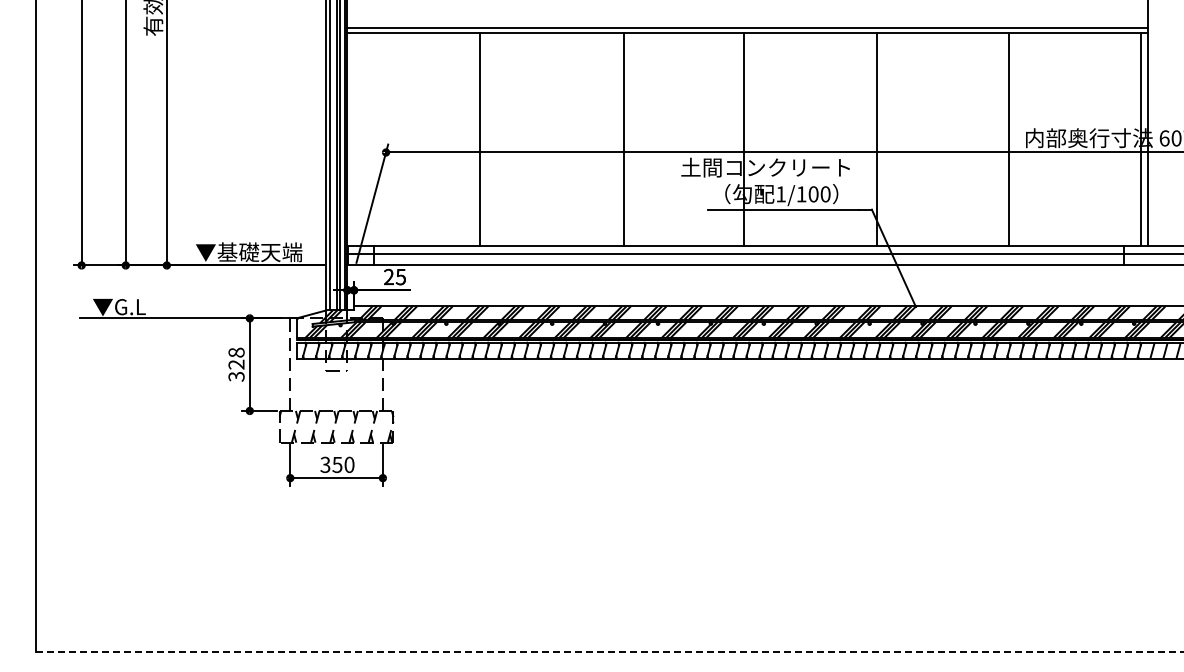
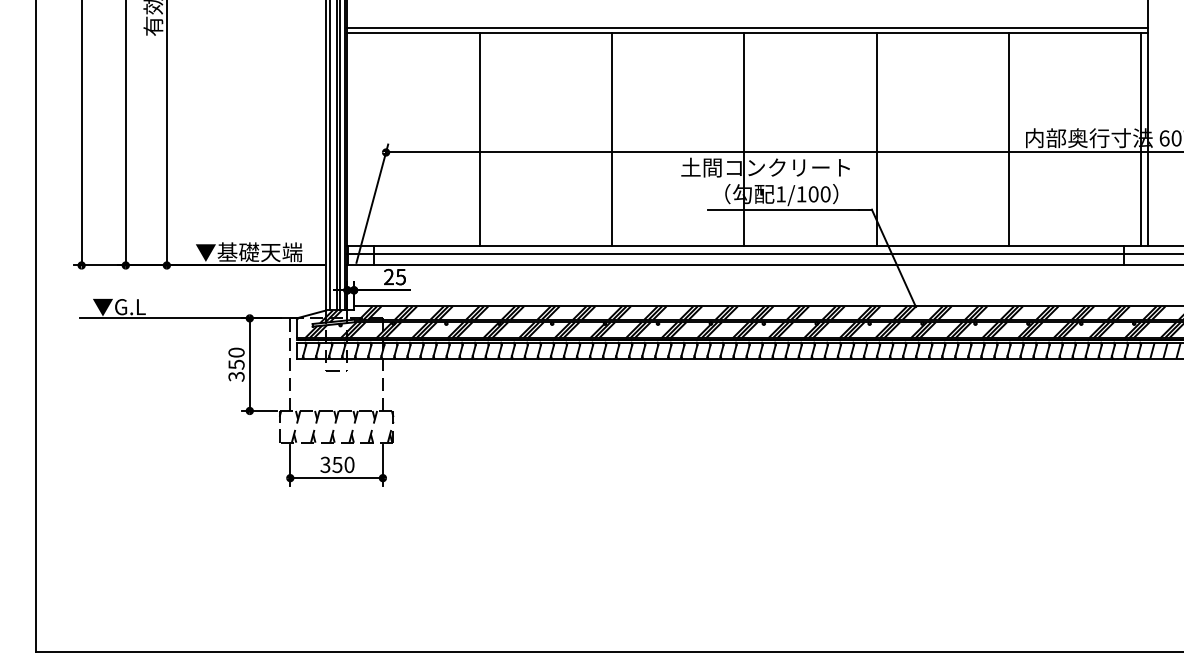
line position: (624, 139) -> (612, 139) (612, 139)
text: 328 -> 350 (236, 358)
line: dashed -> solid (609, 652)
